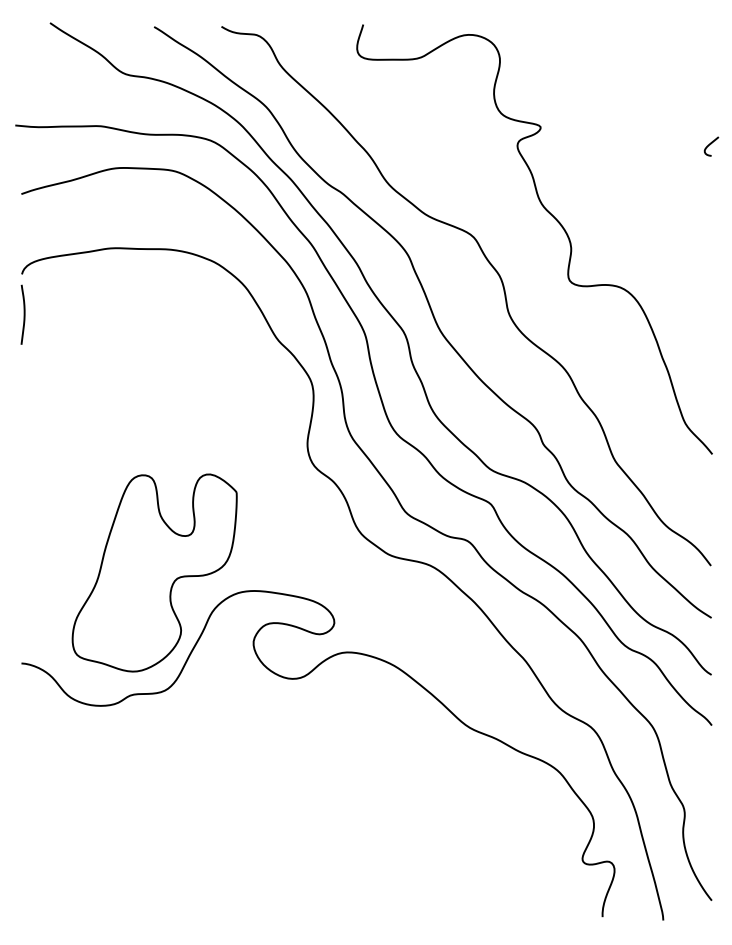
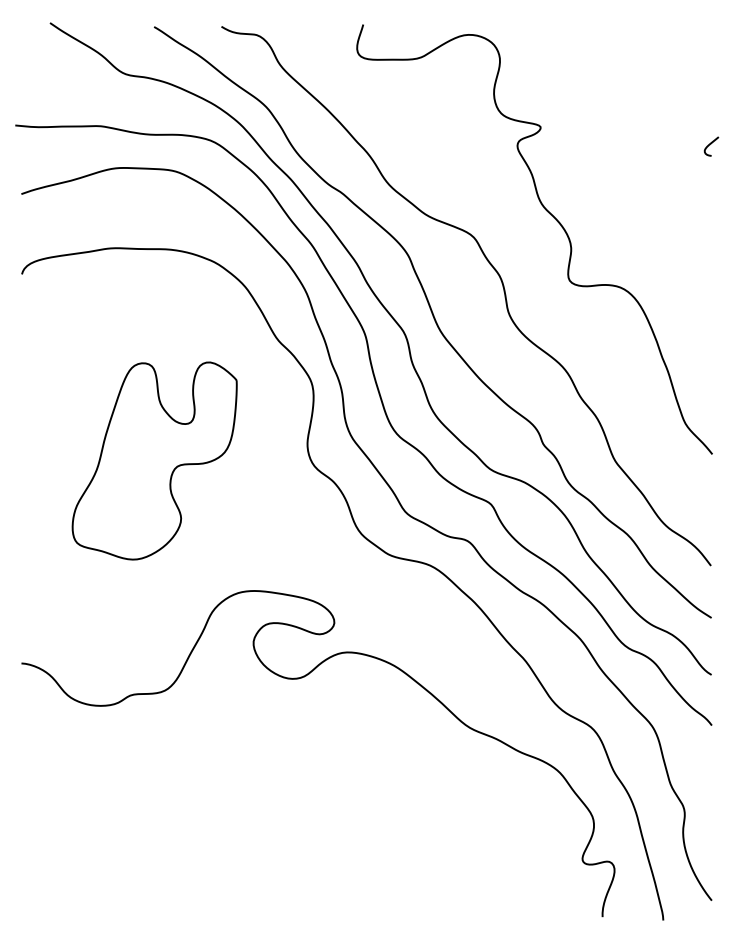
curve: present -> none (23, 314)
part position: (154, 572) -> (154, 460) (154, 460)
